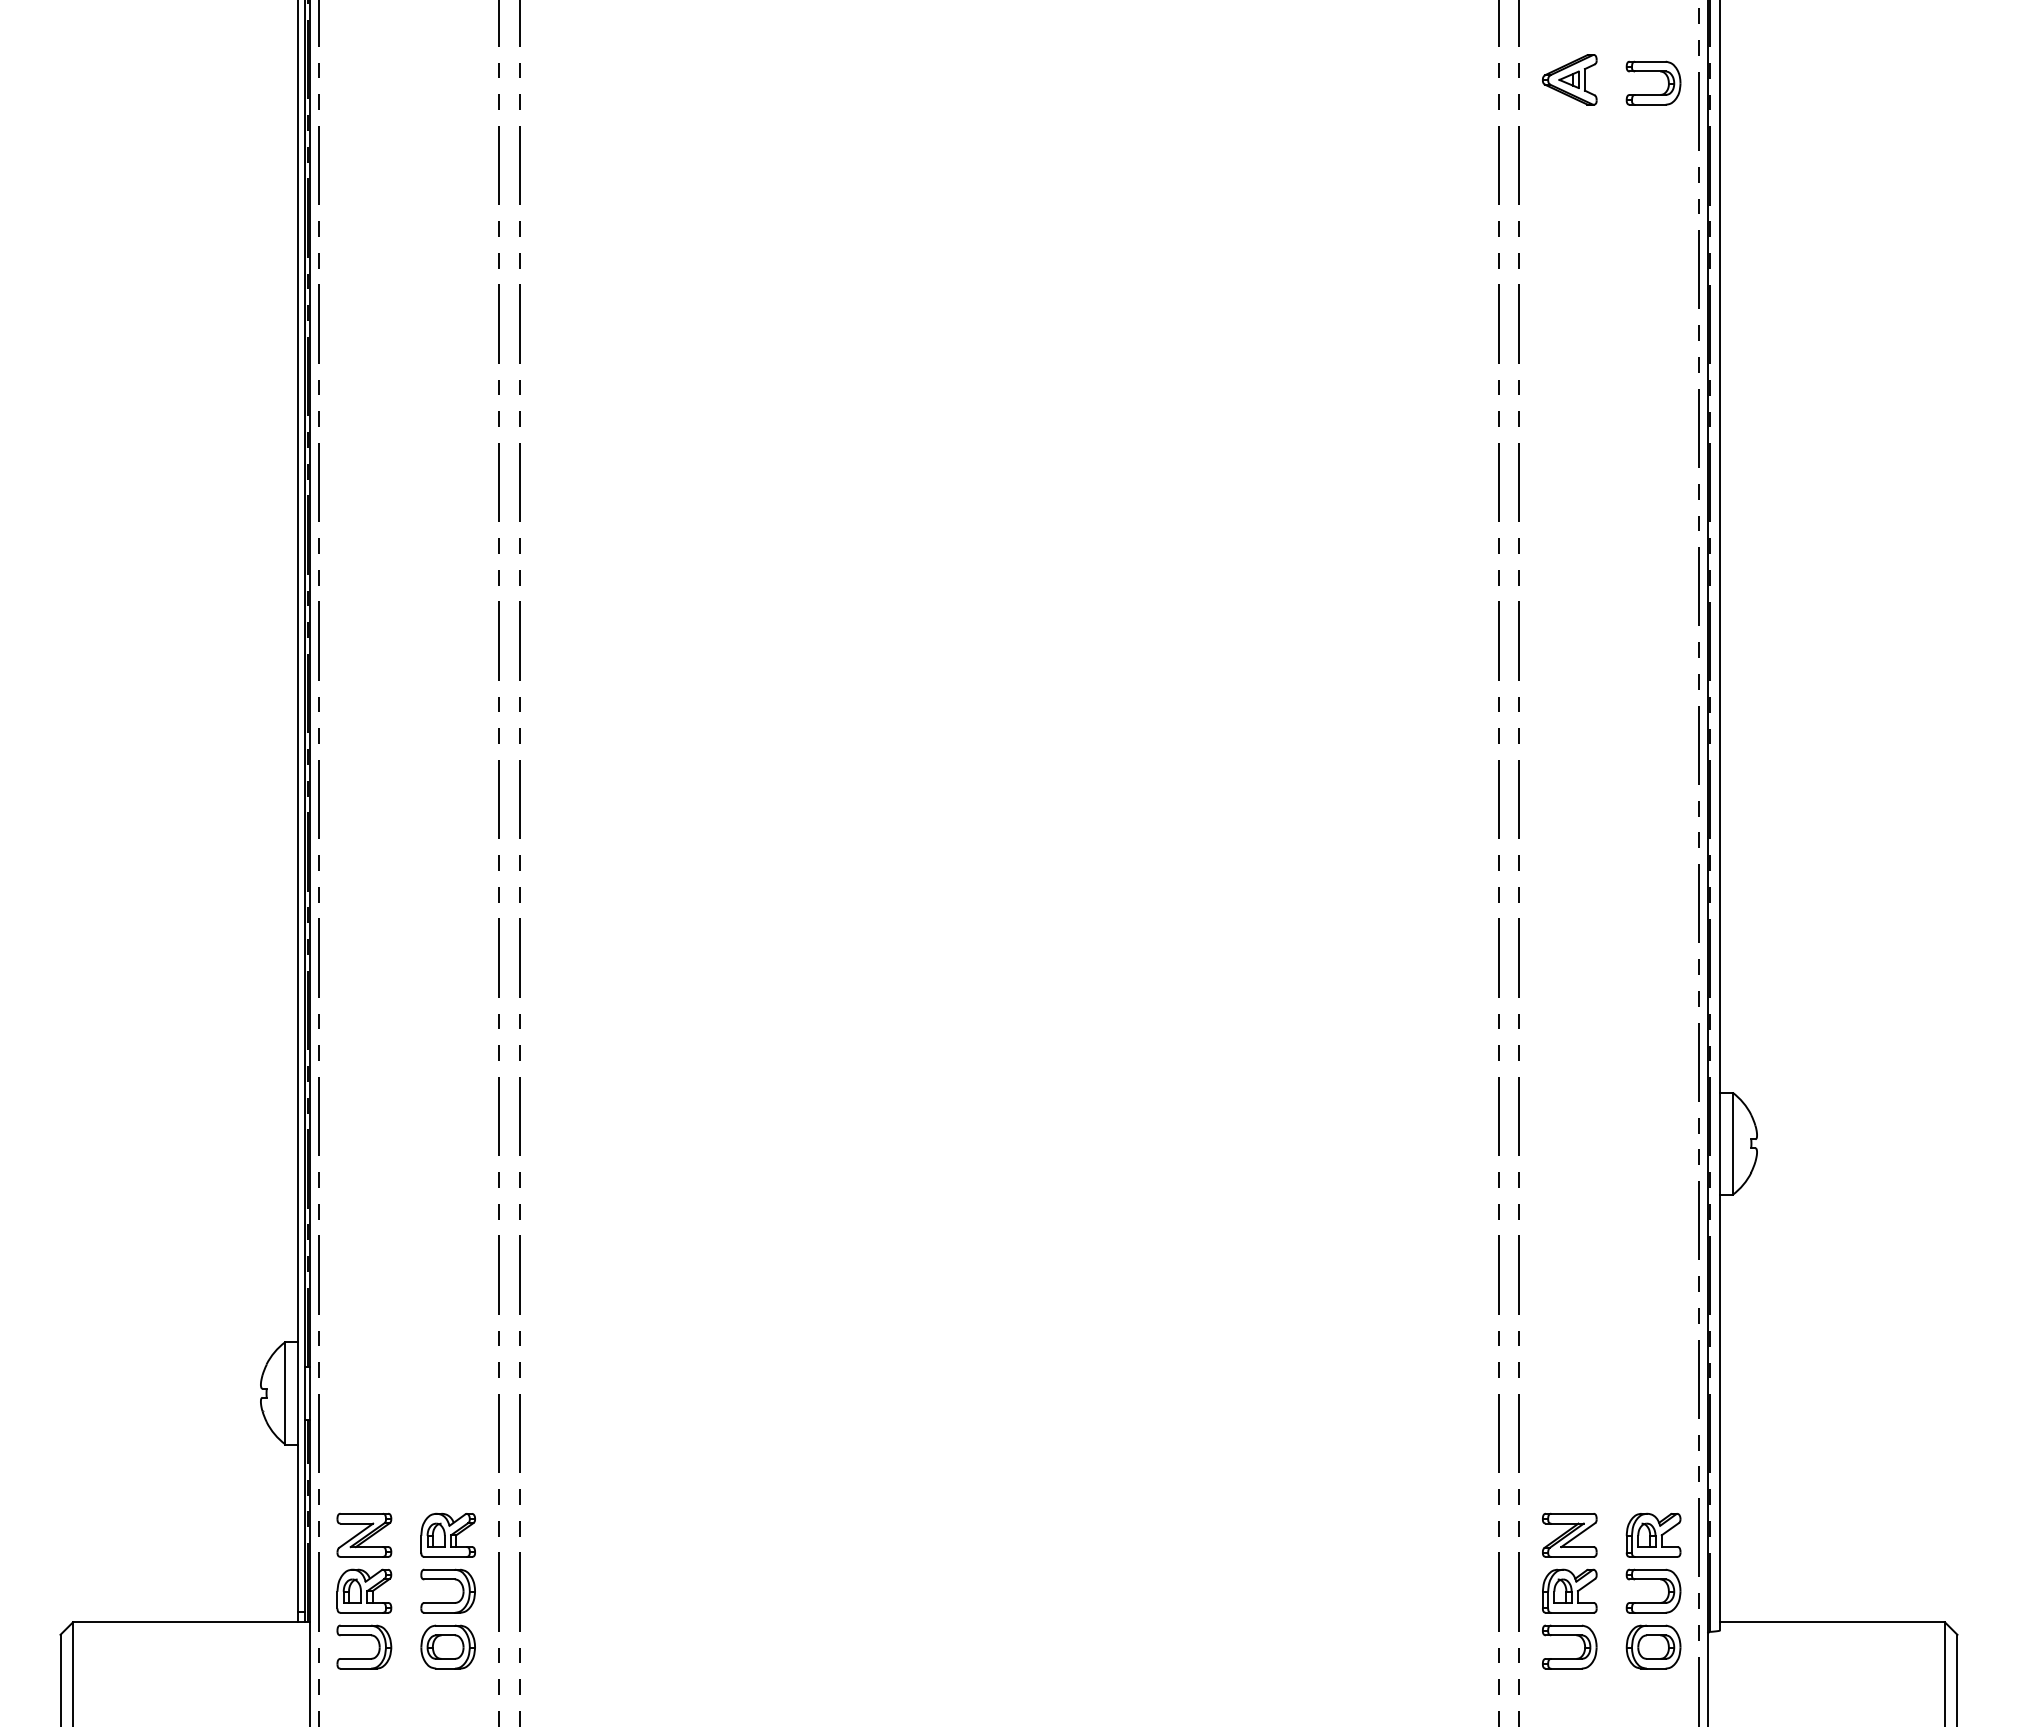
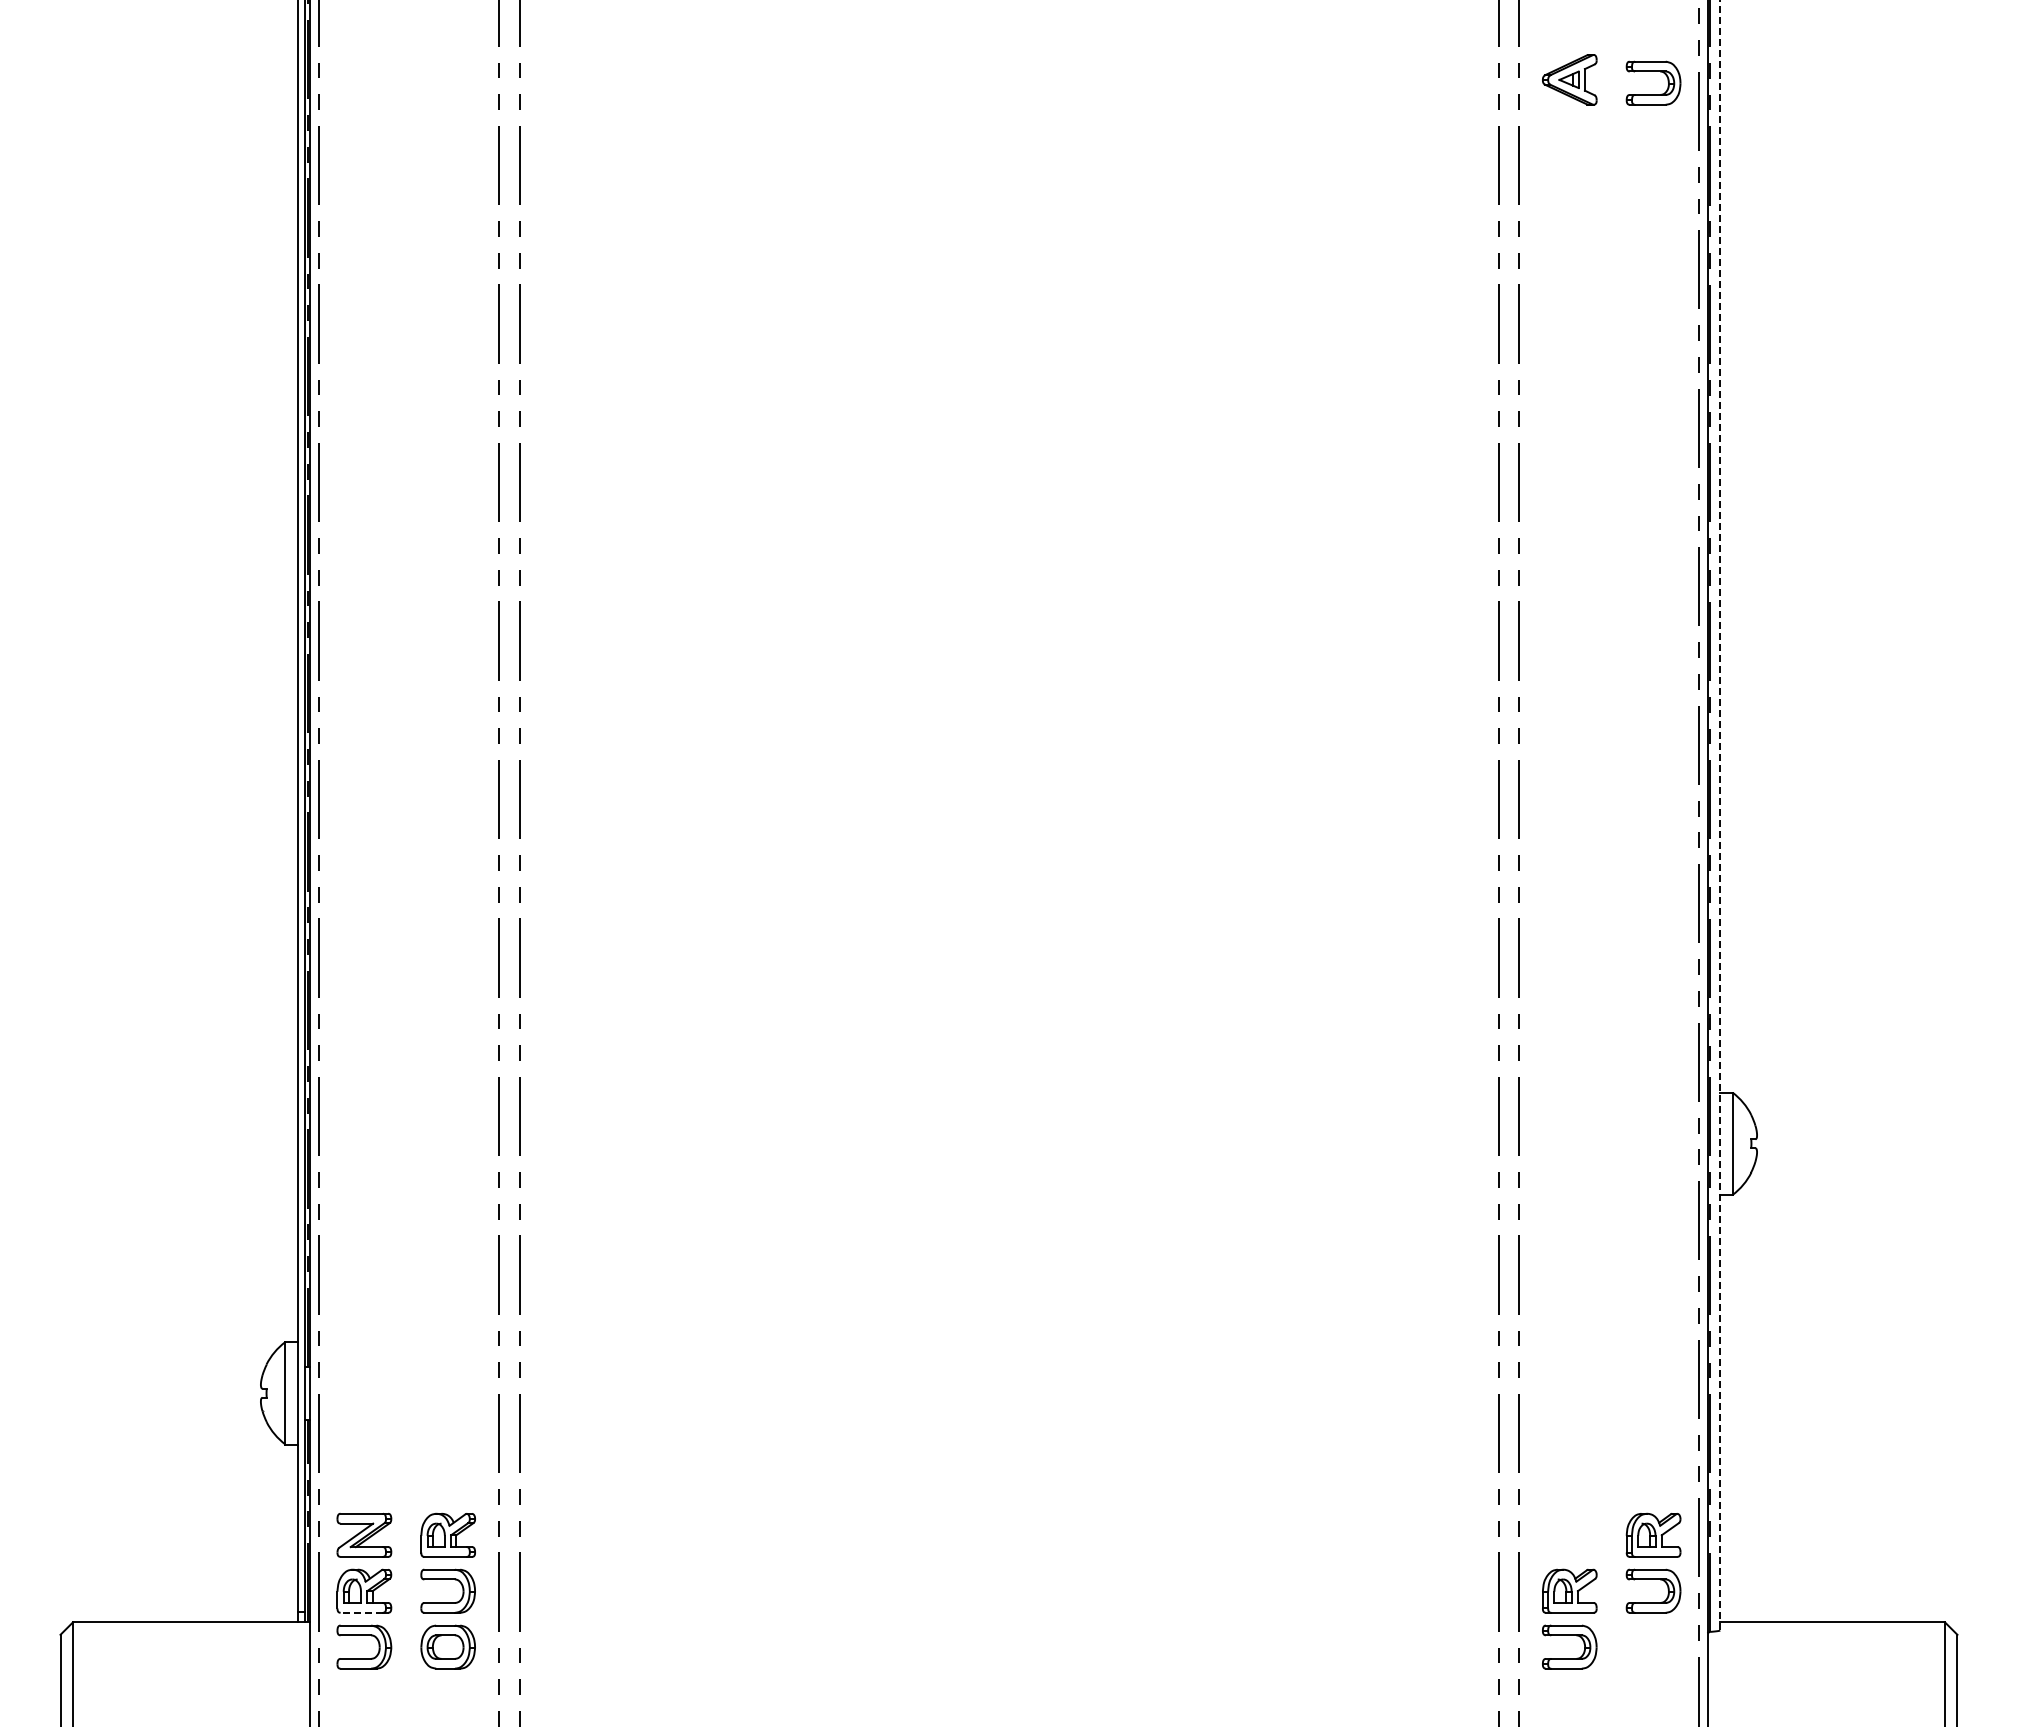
line: solid -> dashed (1720, 815)
part: present -> none (1569, 1534)
line: solid -> dashed (361, 1612)
part: present -> none (1653, 1646)
